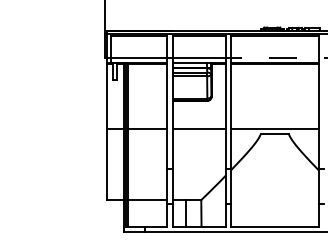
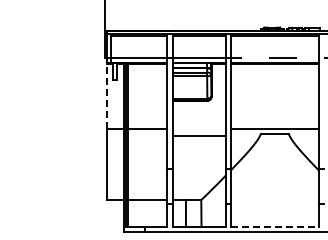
line: solid -> dashed (106, 95)
line position: (198, 128) -> (198, 135) (198, 135)
line: solid -> dashed (274, 226)
